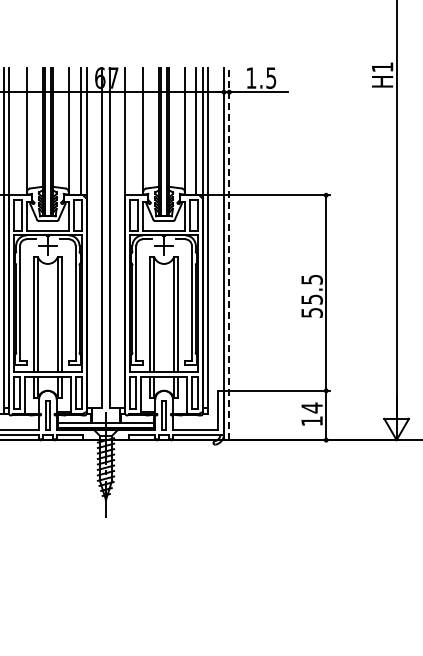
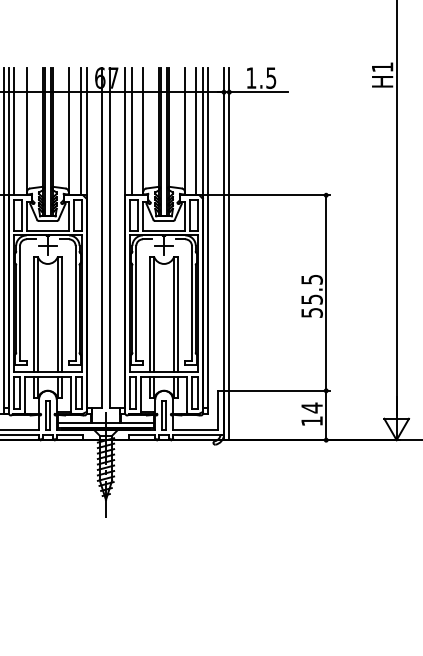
line: none -> present (14, 131)
line: none -> present (132, 131)
line: dashed -> solid (229, 253)
